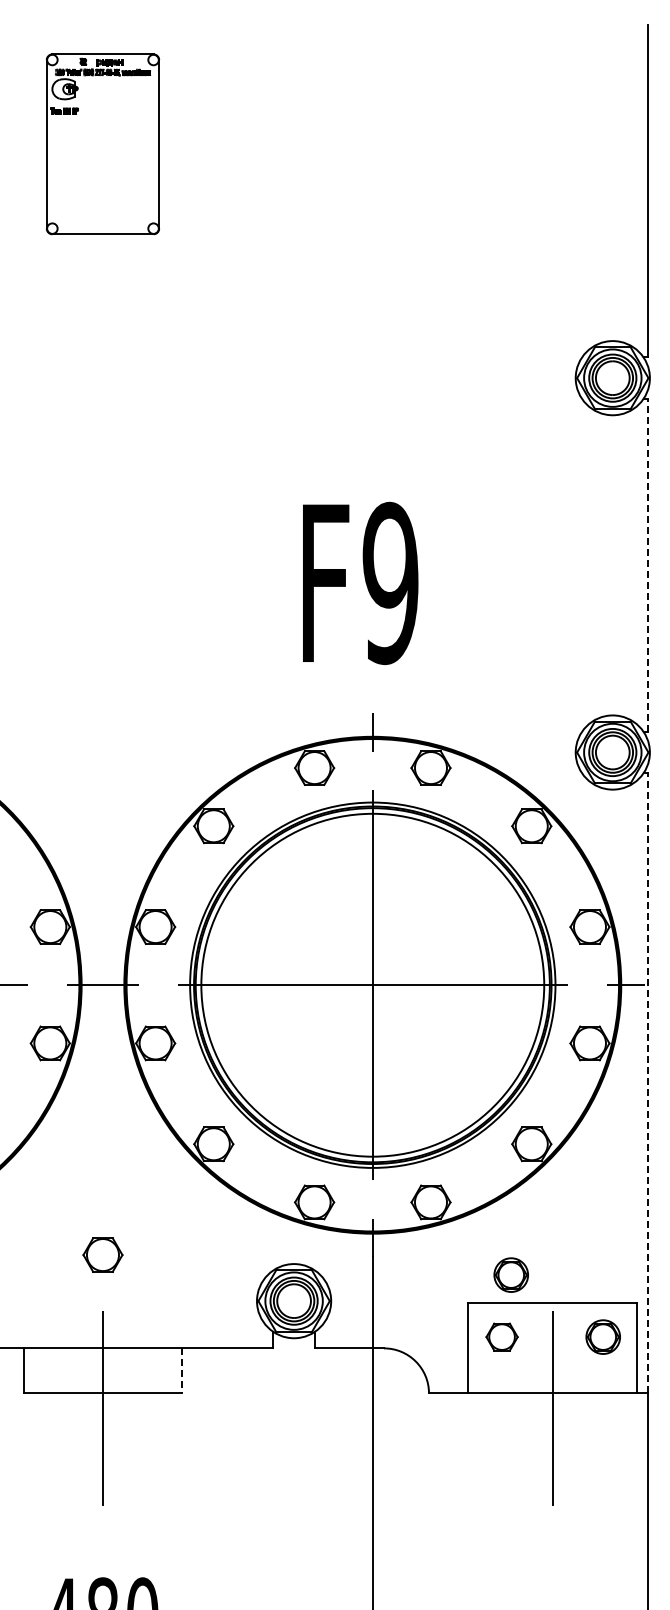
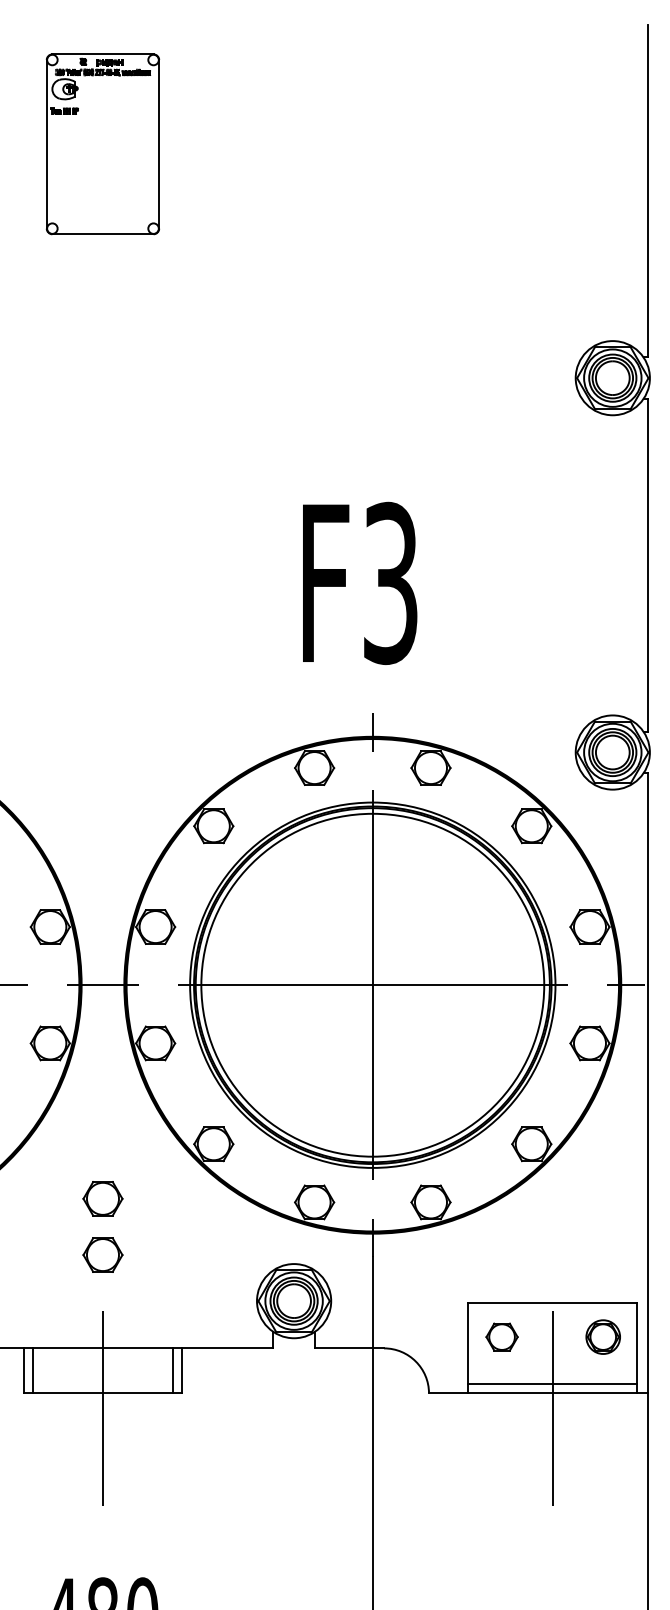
line: dashed -> solid (648, 564)
text: F9 -> F3 (390, 582)
line: dashed -> solid (648, 1082)
part: none -> present (102, 1198)
part: present -> none (510, 1274)
line: none -> present (33, 1370)
line: none -> present (172, 1370)
line: dashed -> solid (181, 1371)
line: none -> present (552, 1384)
